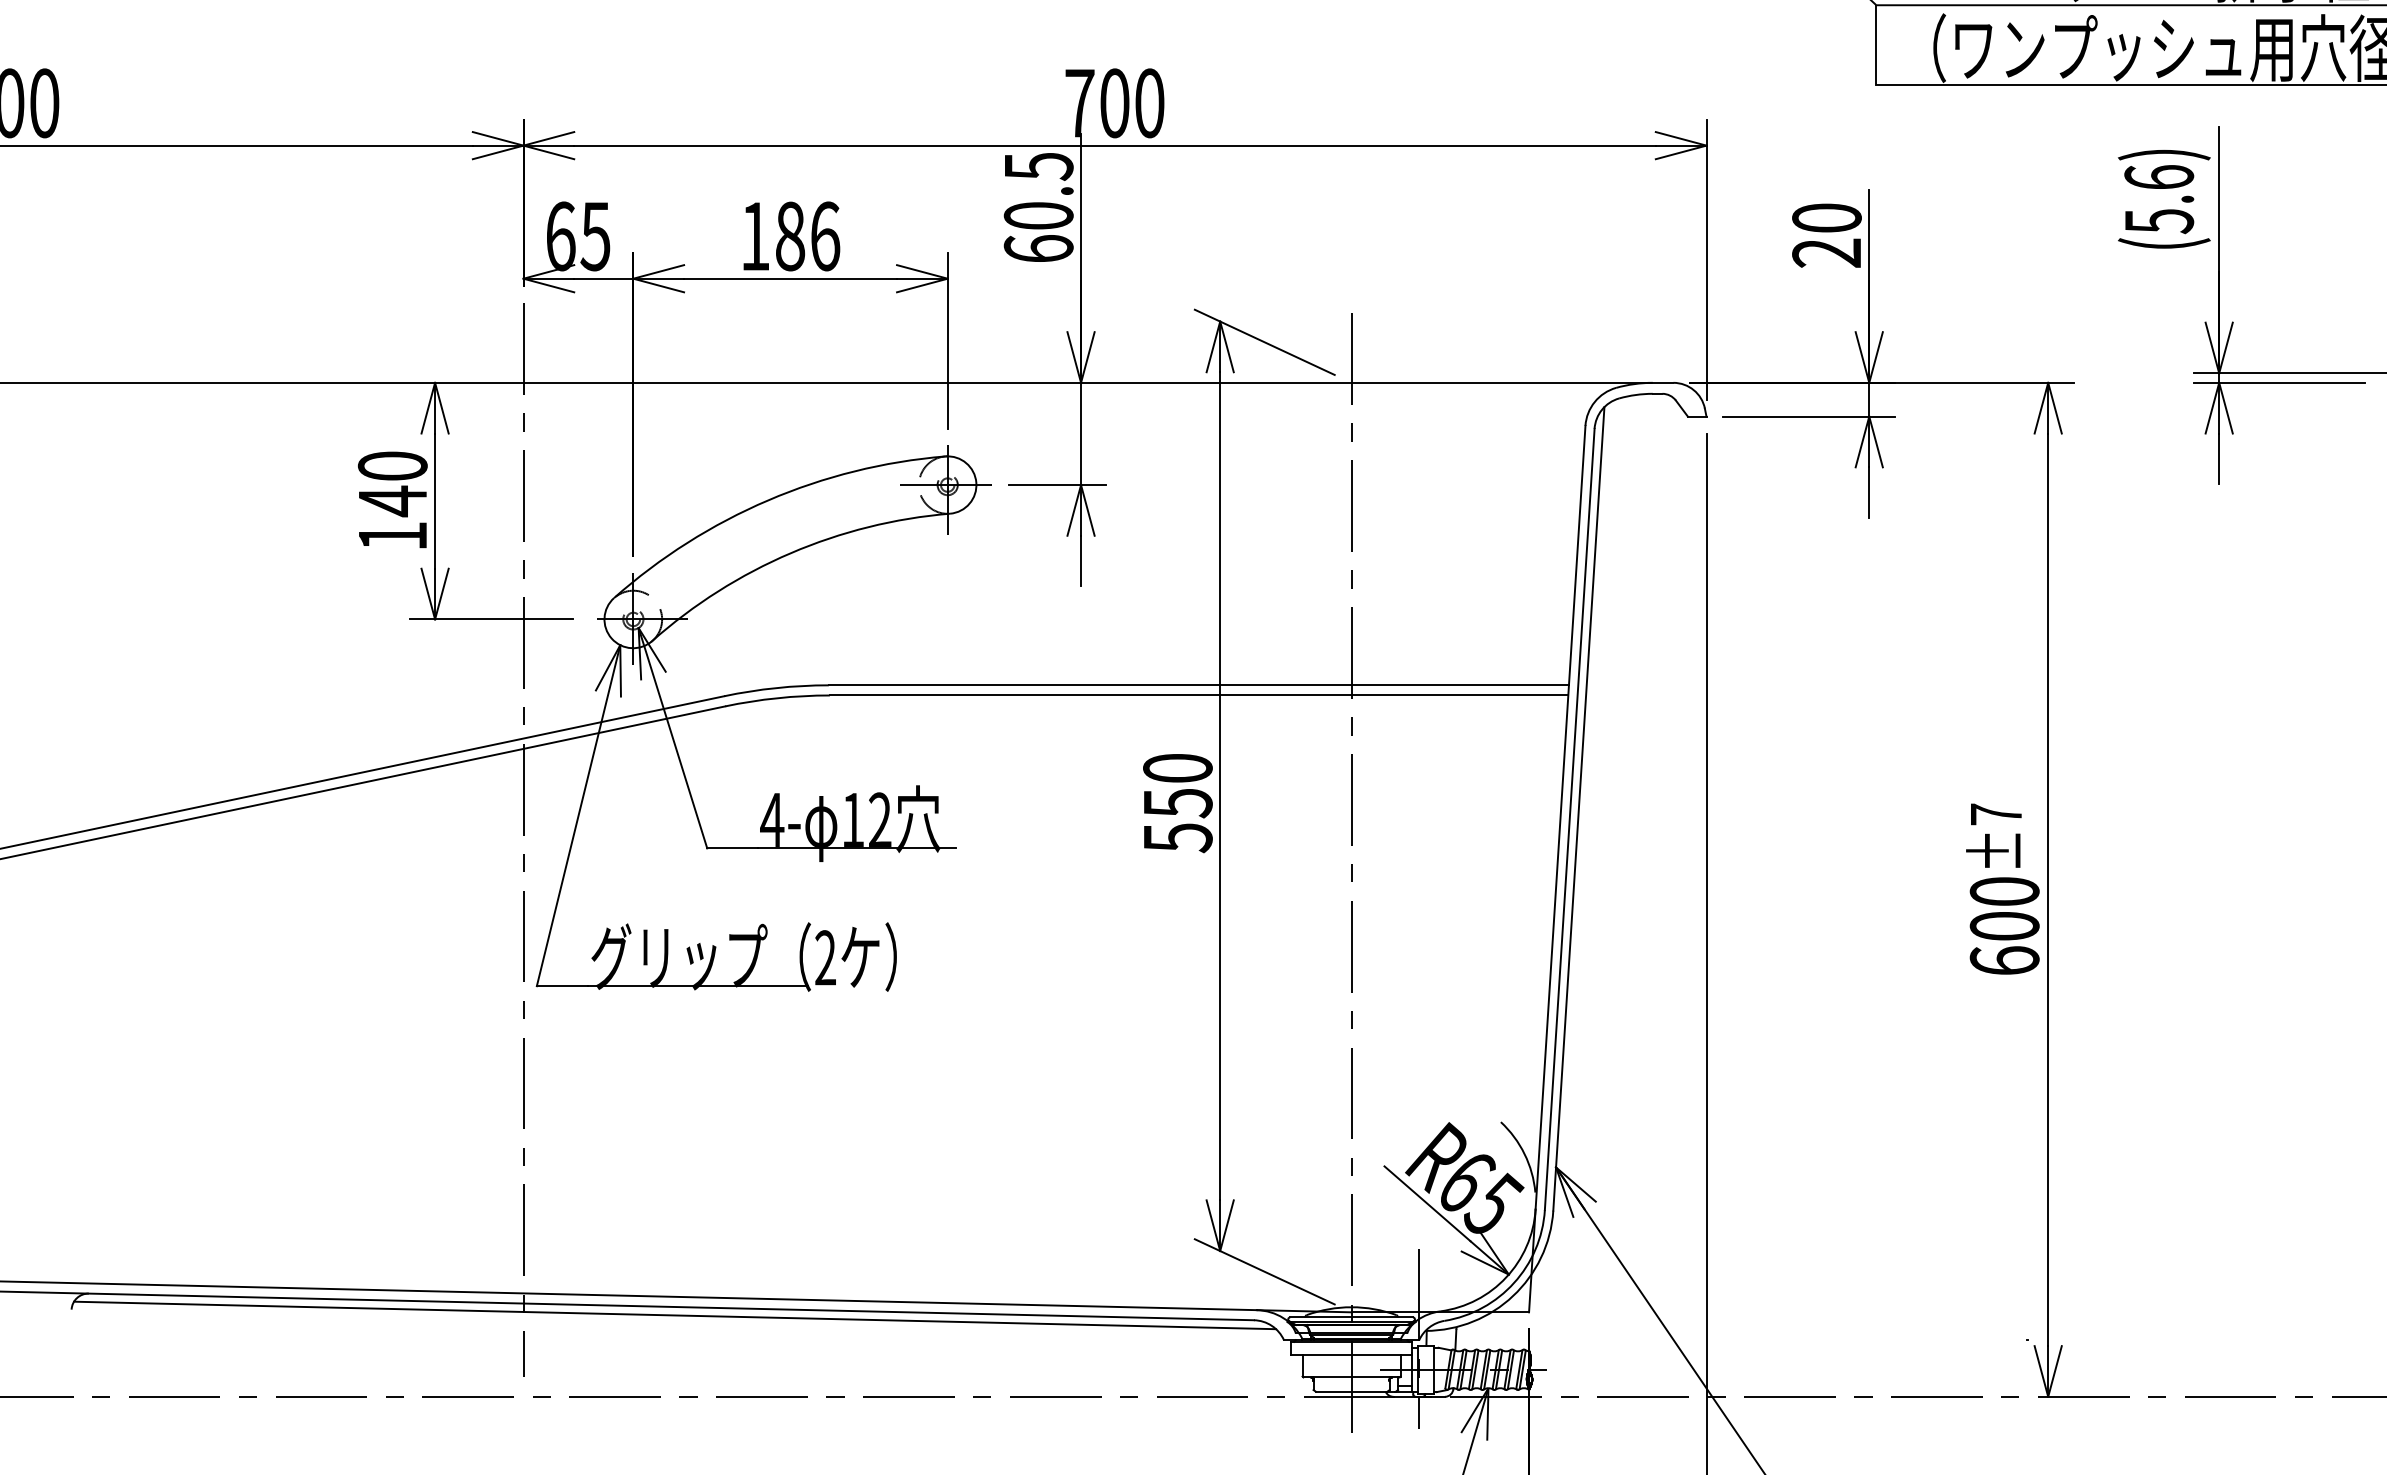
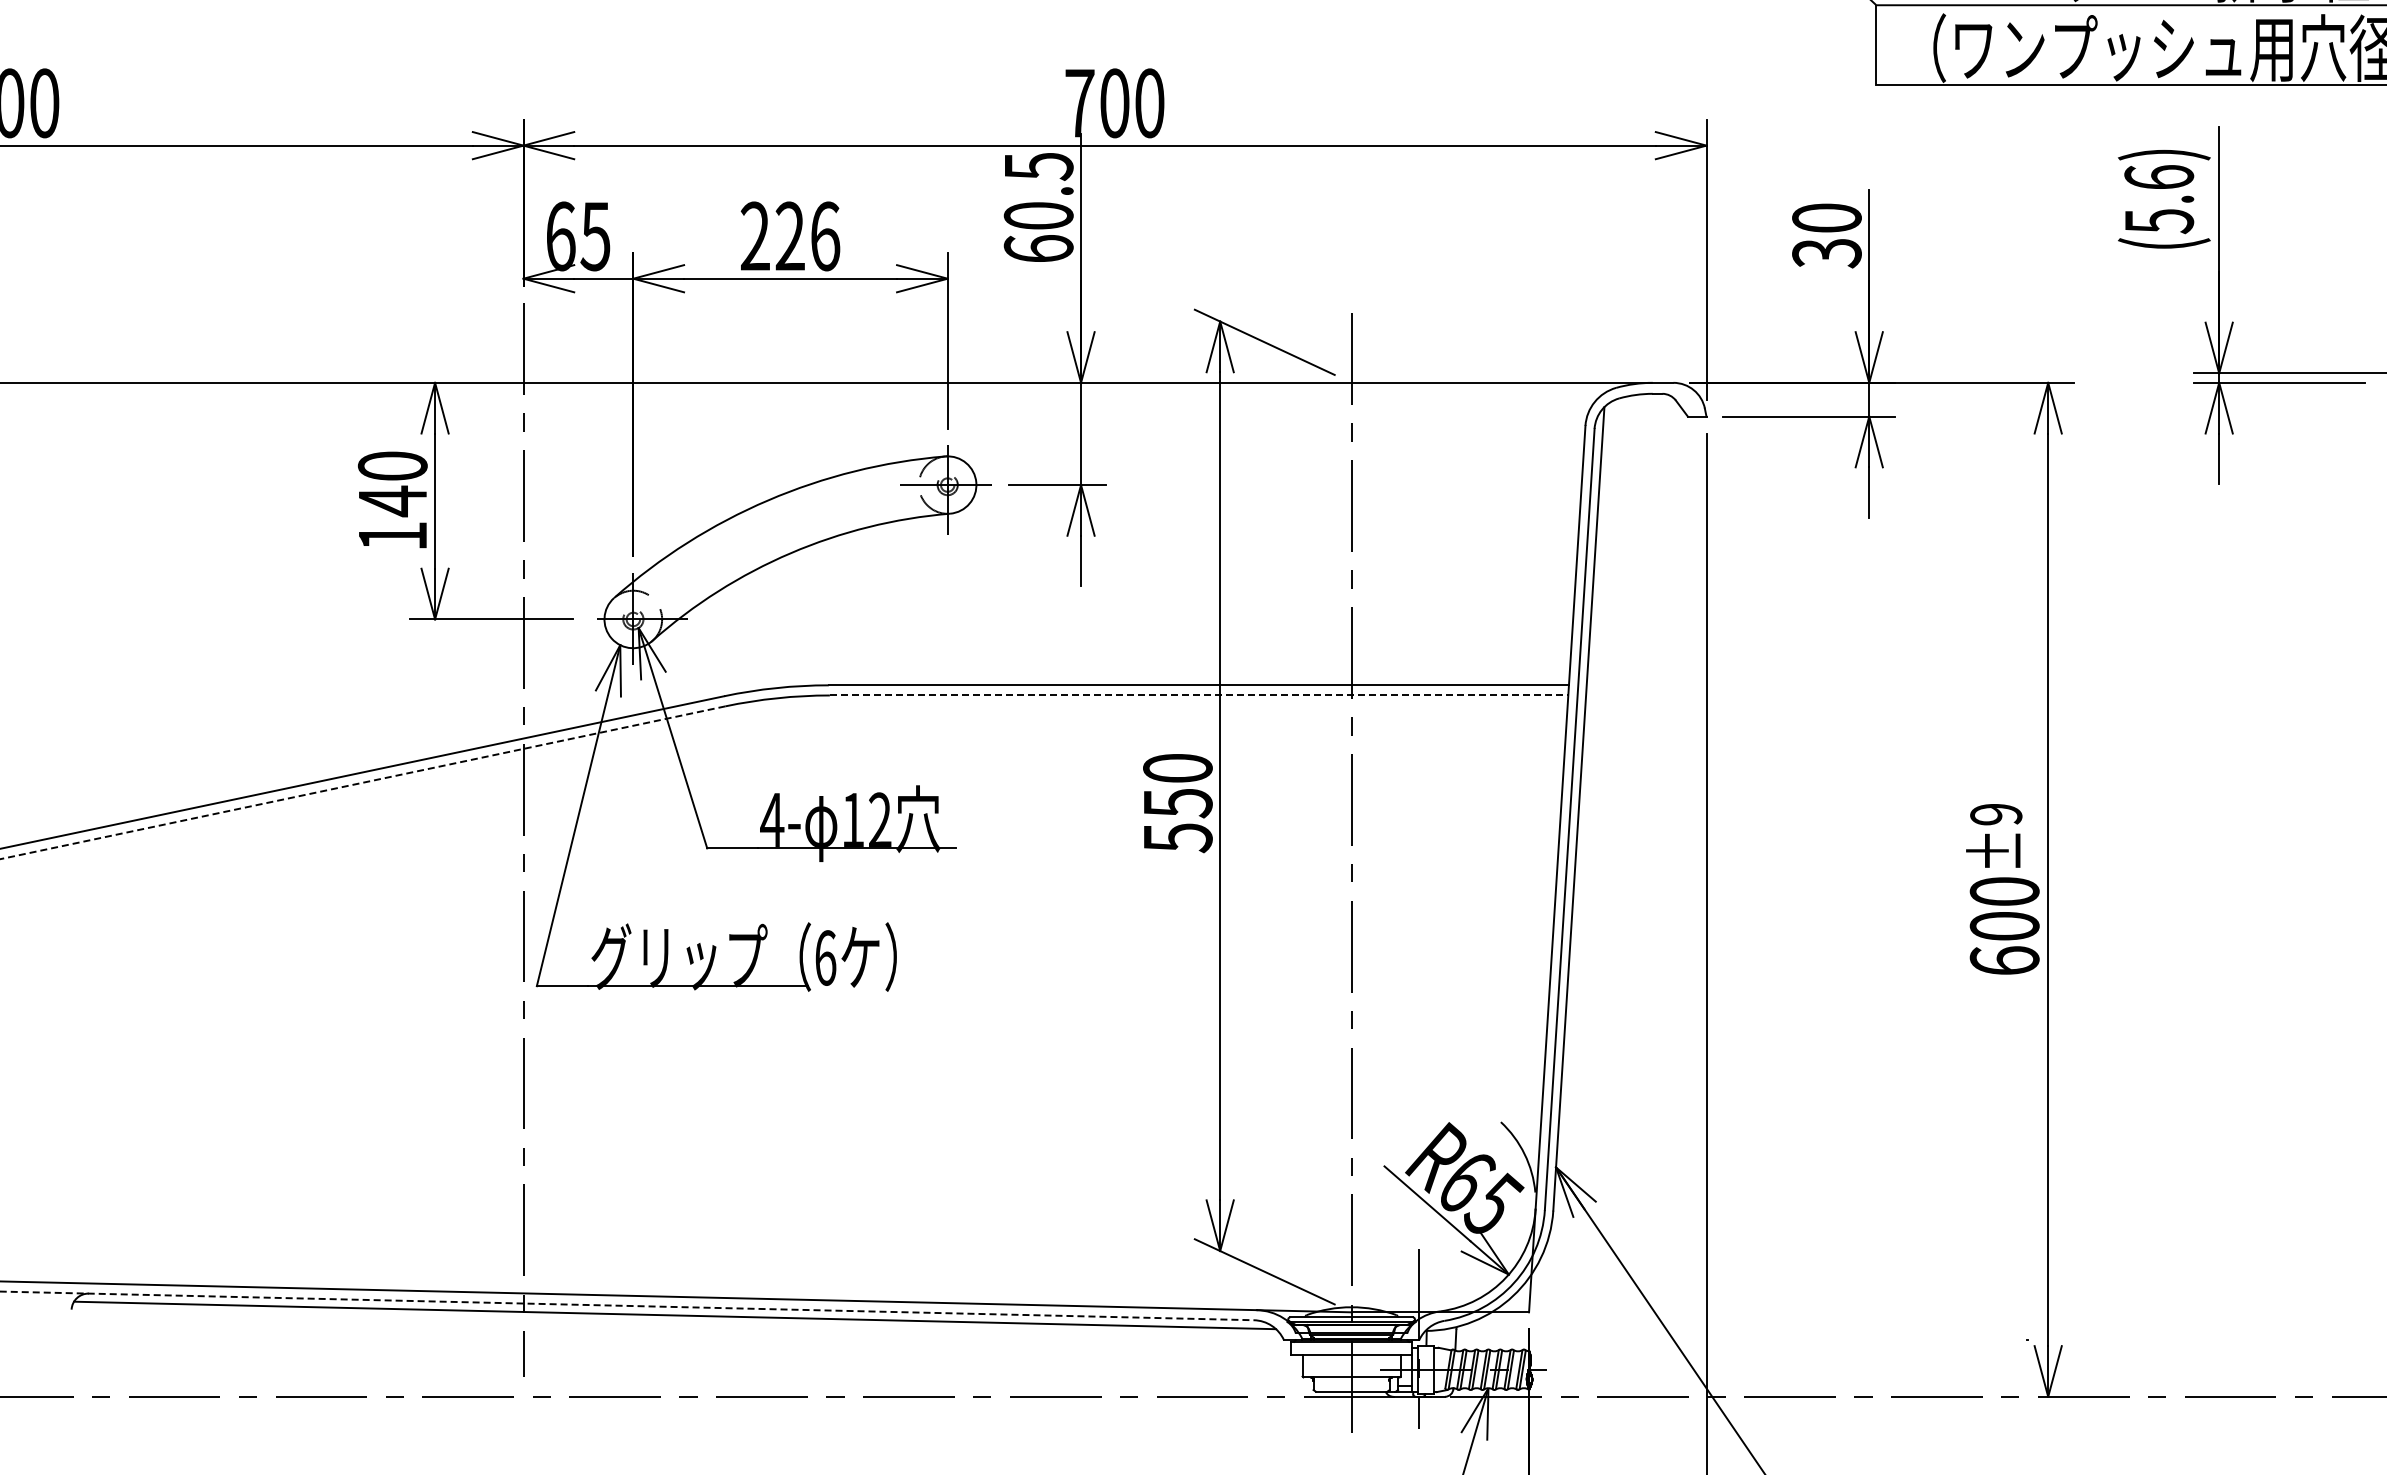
text: 186 -> 226 (772, 236)
text: 20 -> 30 (1826, 253)
line: solid -> dashed (1199, 695)
line: solid -> dashed (362, 782)
text: ±7 -> ±9 (1996, 814)
text: 2 -> 6 (825, 957)
line: solid -> dashed (627, 1305)
